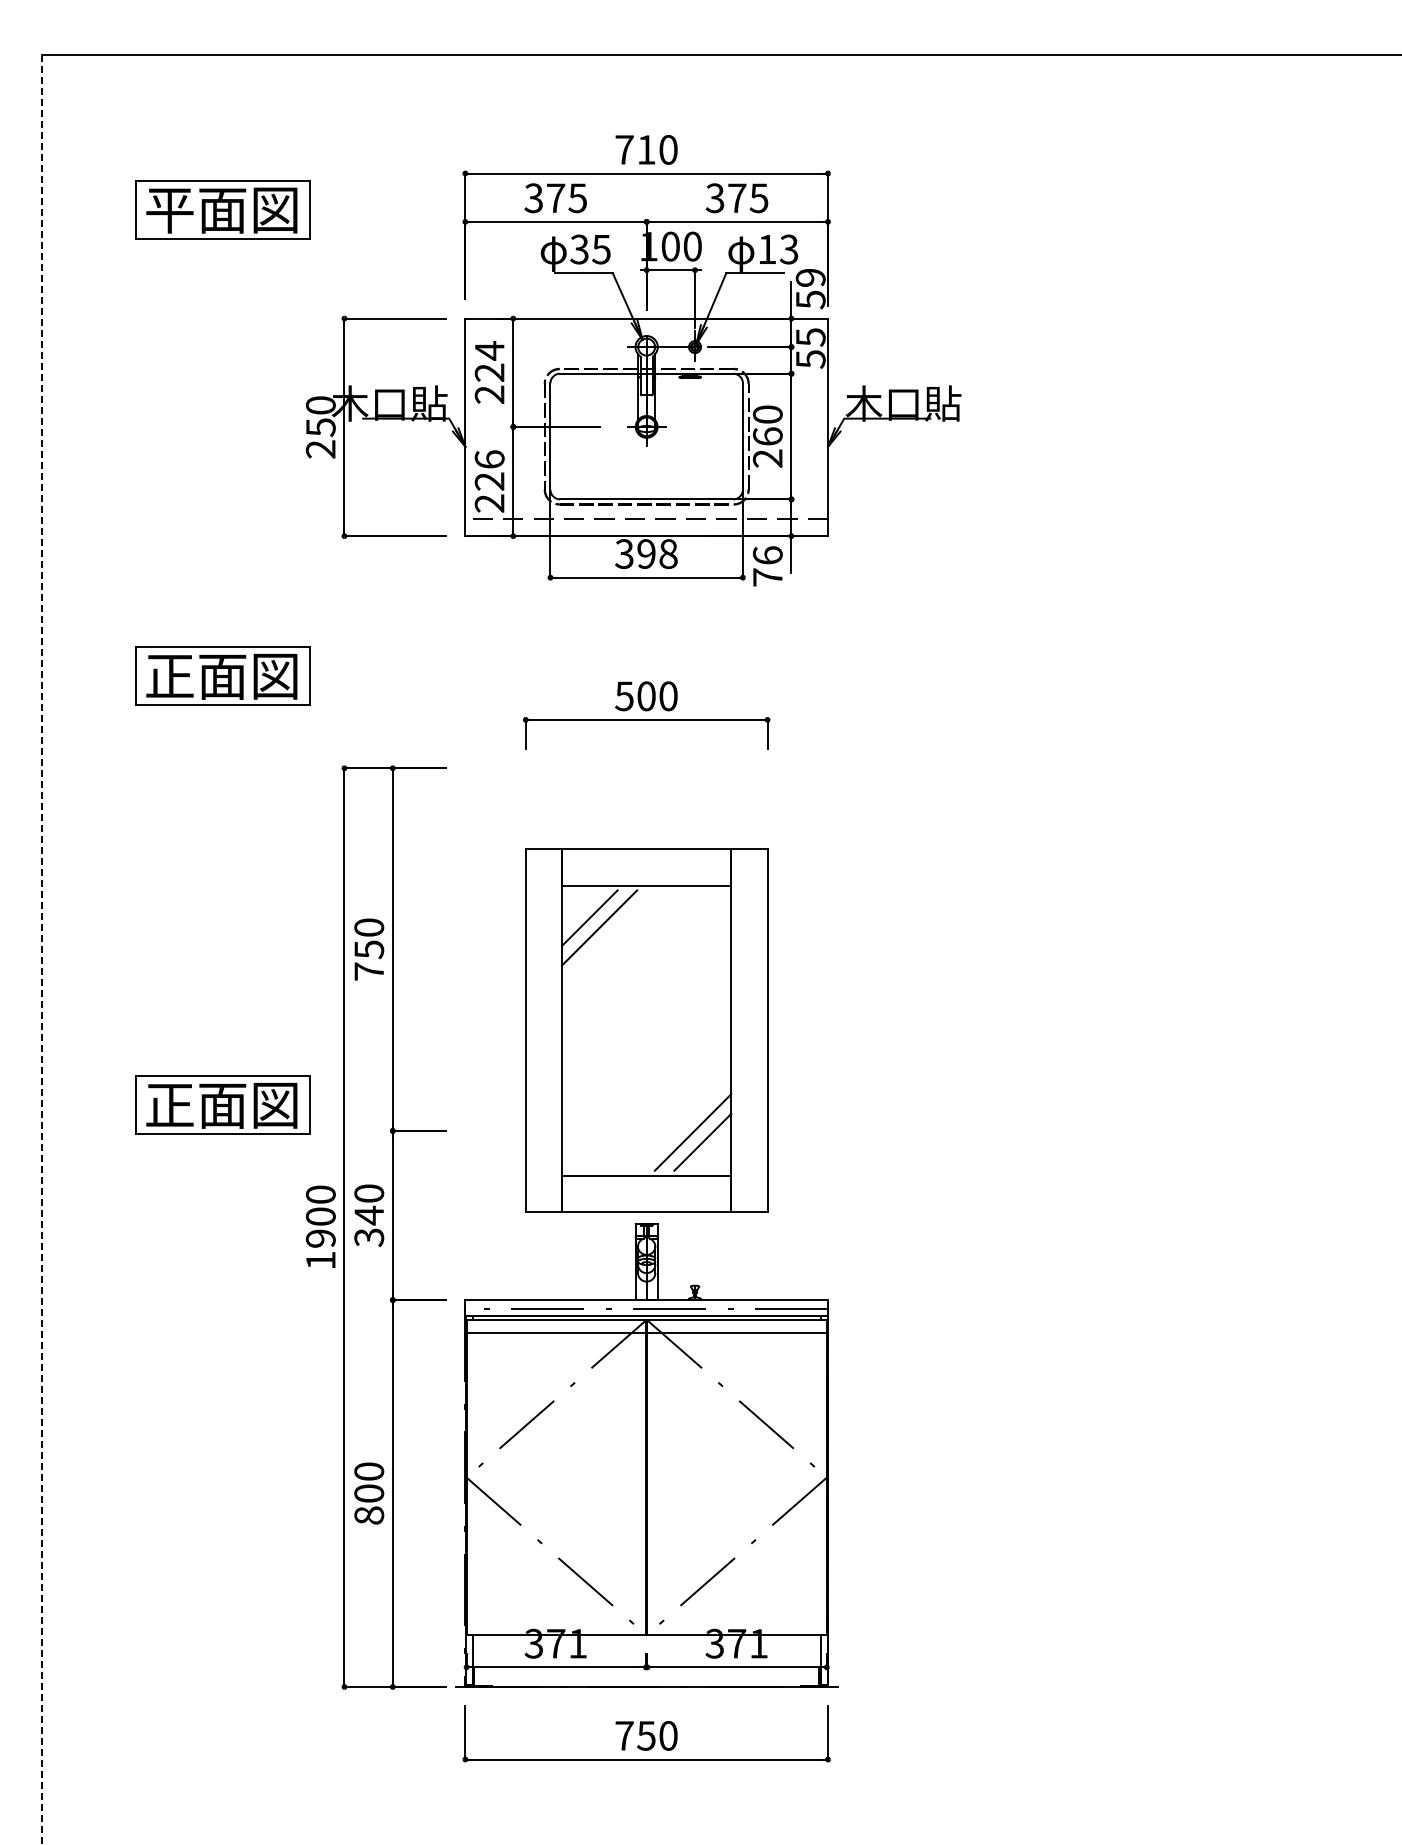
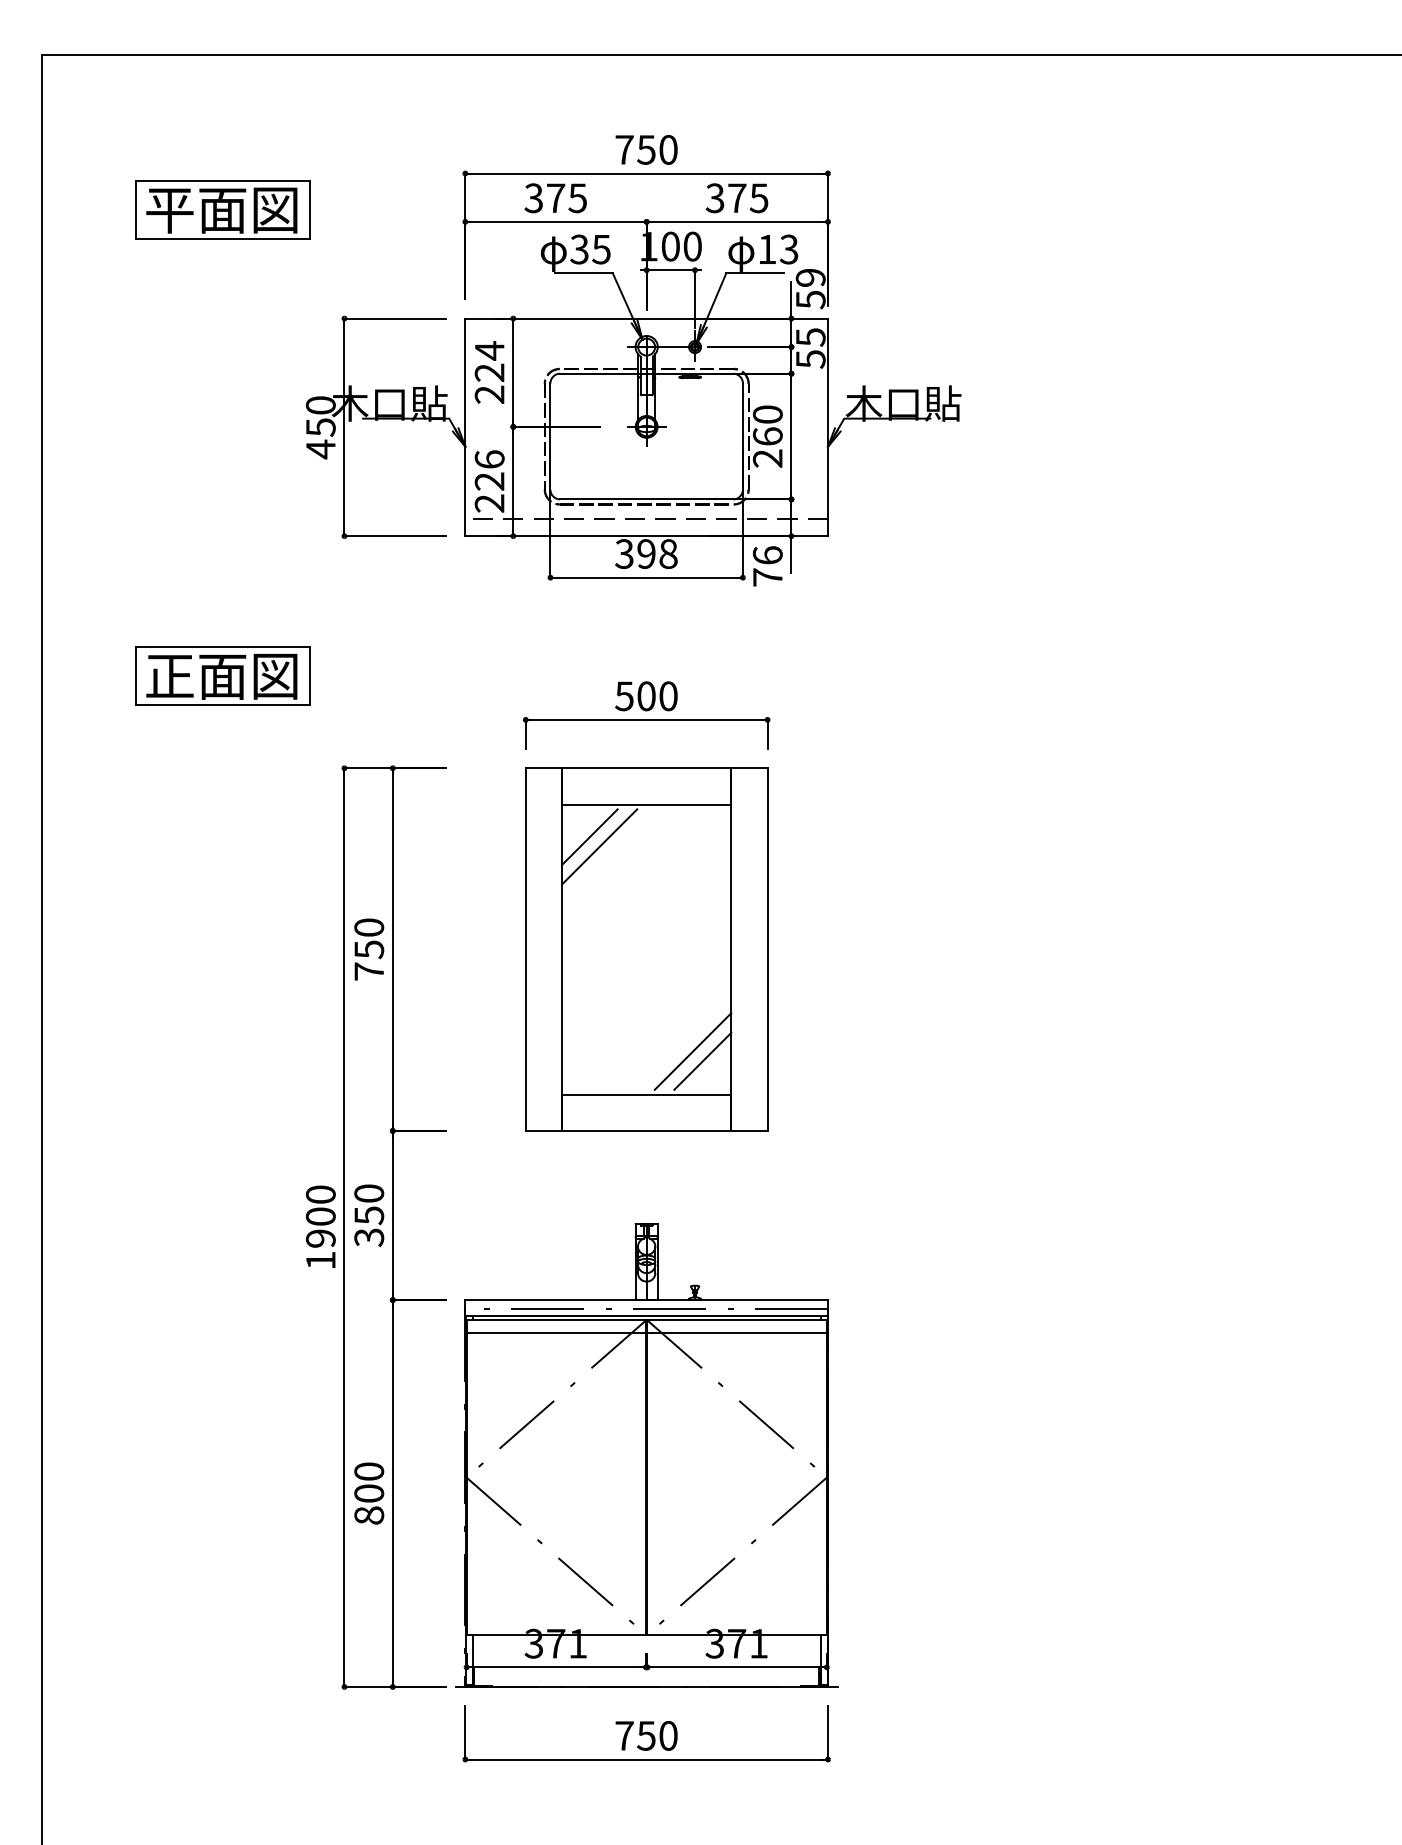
text: 710 -> 750 (646, 149)
text: 250 -> 450 (320, 449)
line: dashed -> solid (42, 950)
part position: (646, 1030) -> (646, 949) (646, 949)
part: present -> none (222, 1104)
text: 340 -> 350 (369, 1215)
